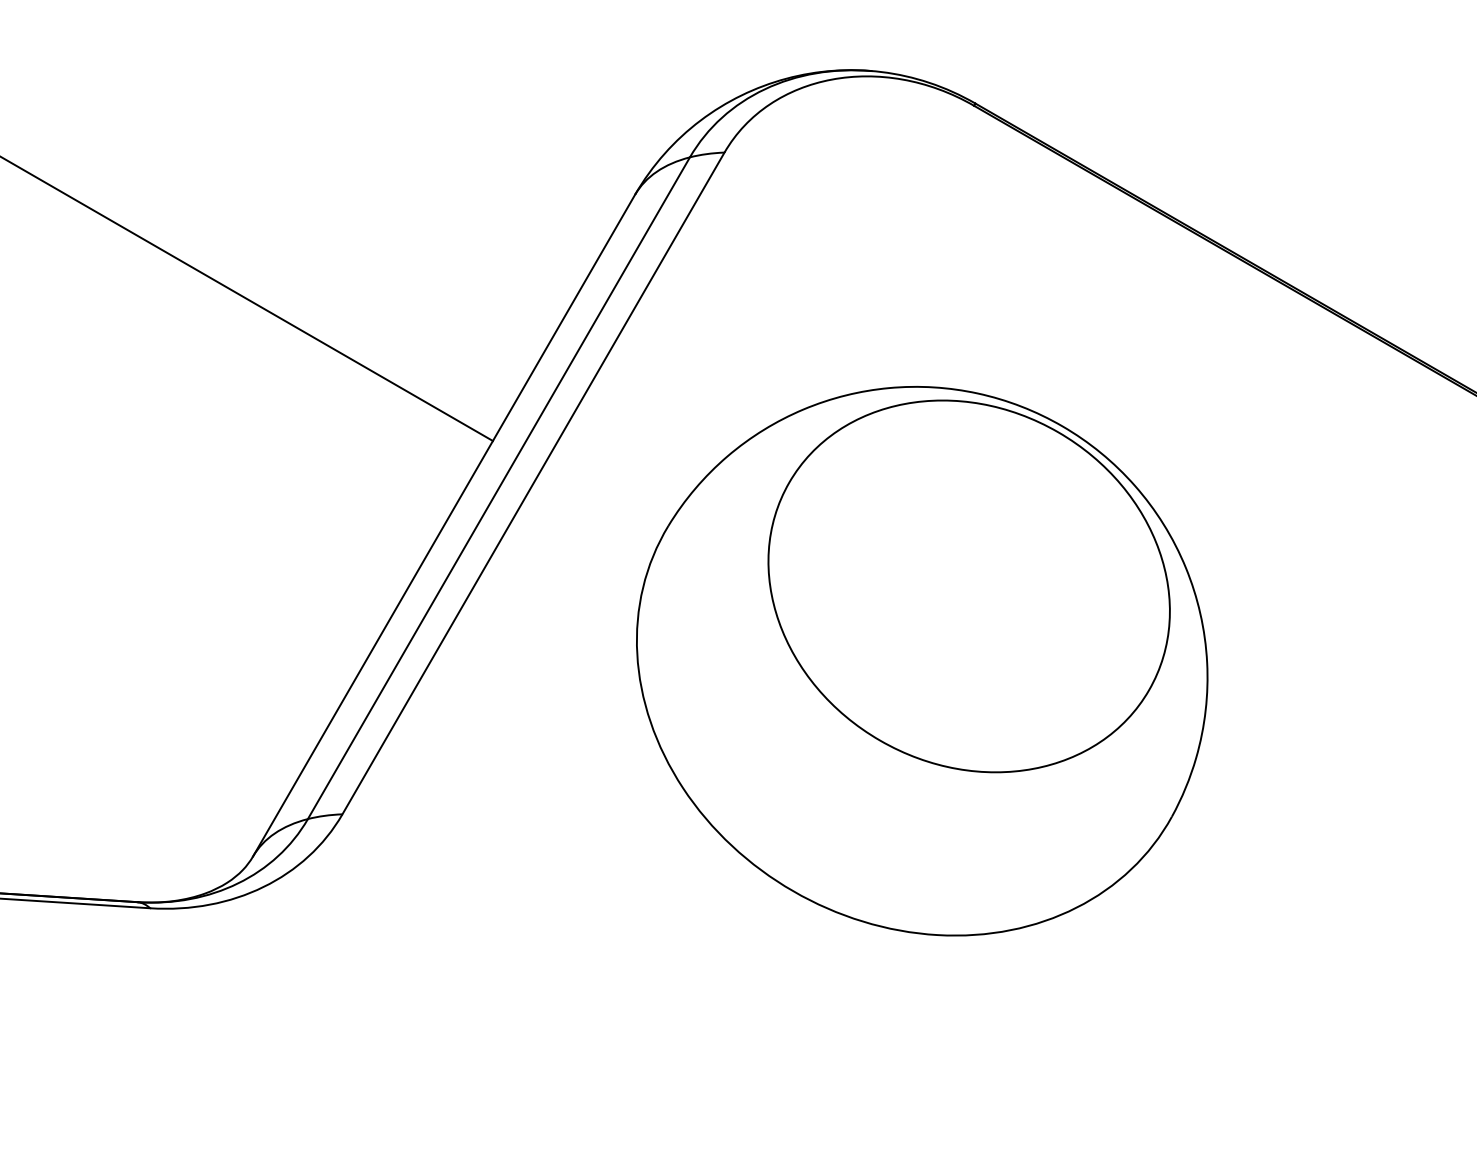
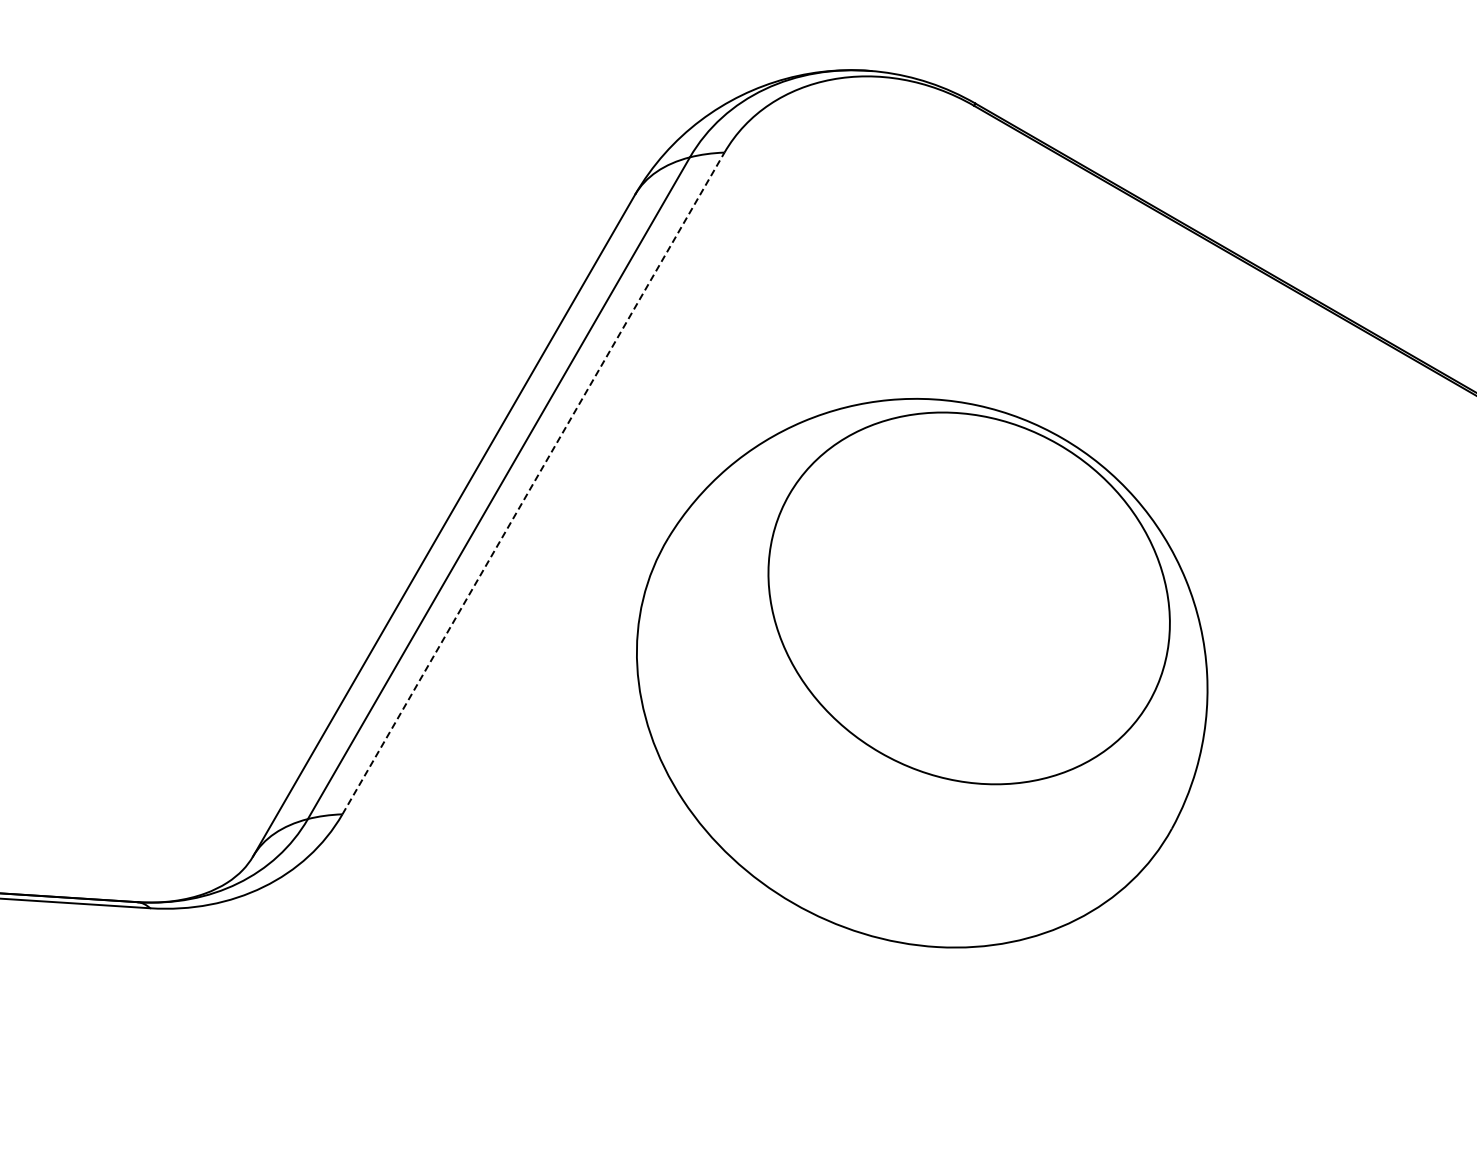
line: present -> none (247, 299)
line: solid -> dashed (533, 483)
part position: (922, 661) -> (922, 673) (922, 673)
